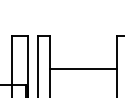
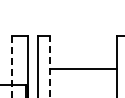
line: solid -> dashed (11, 66)
line: solid -> dashed (49, 66)
